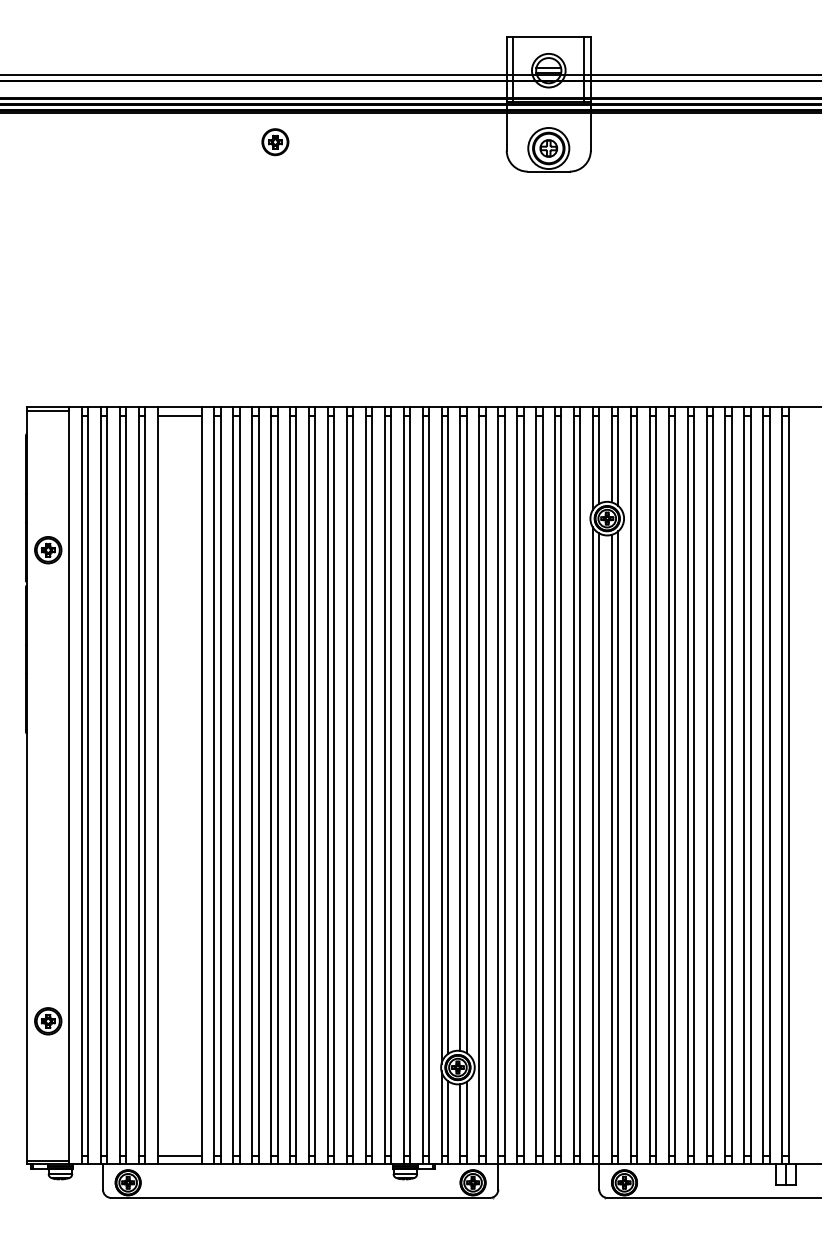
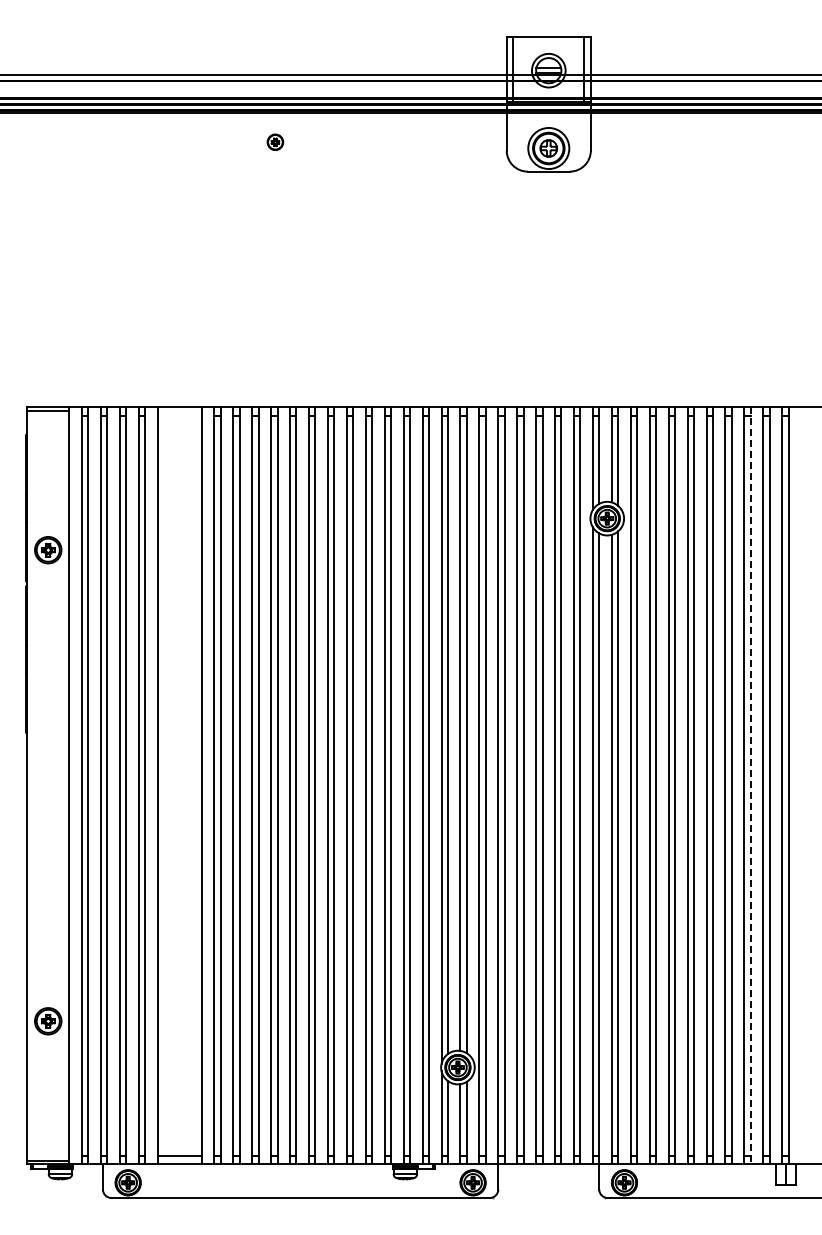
part size: 29x29 px -> 19x18 px (275, 141)
line: present -> none (179, 415)
line: solid -> dashed (750, 785)
